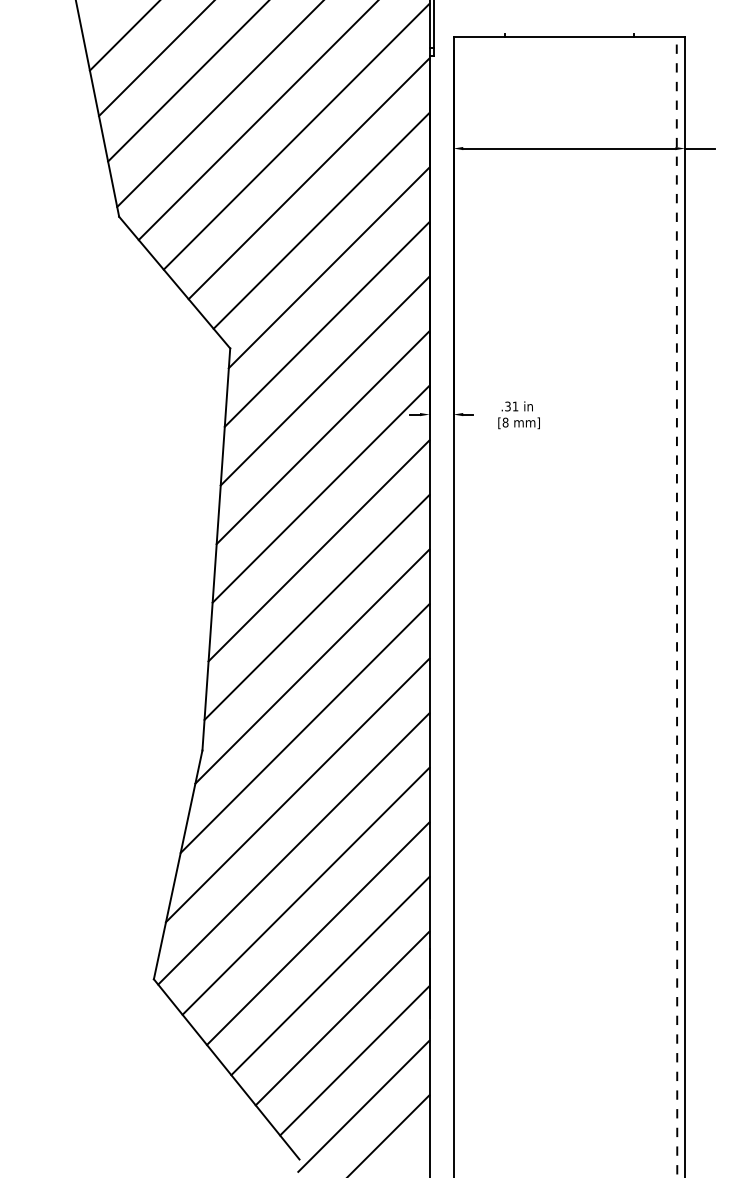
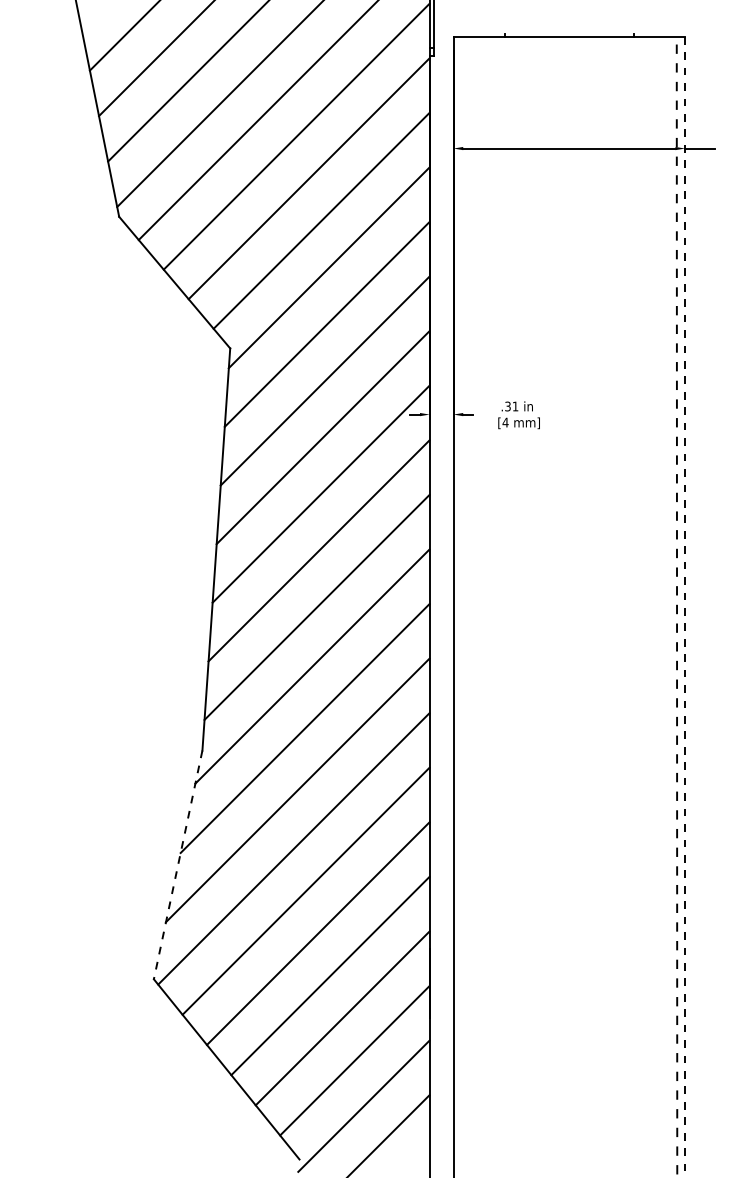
text: [8 -> [4 (505, 422)
line: solid -> dashed (685, 607)
line: solid -> dashed (178, 864)
